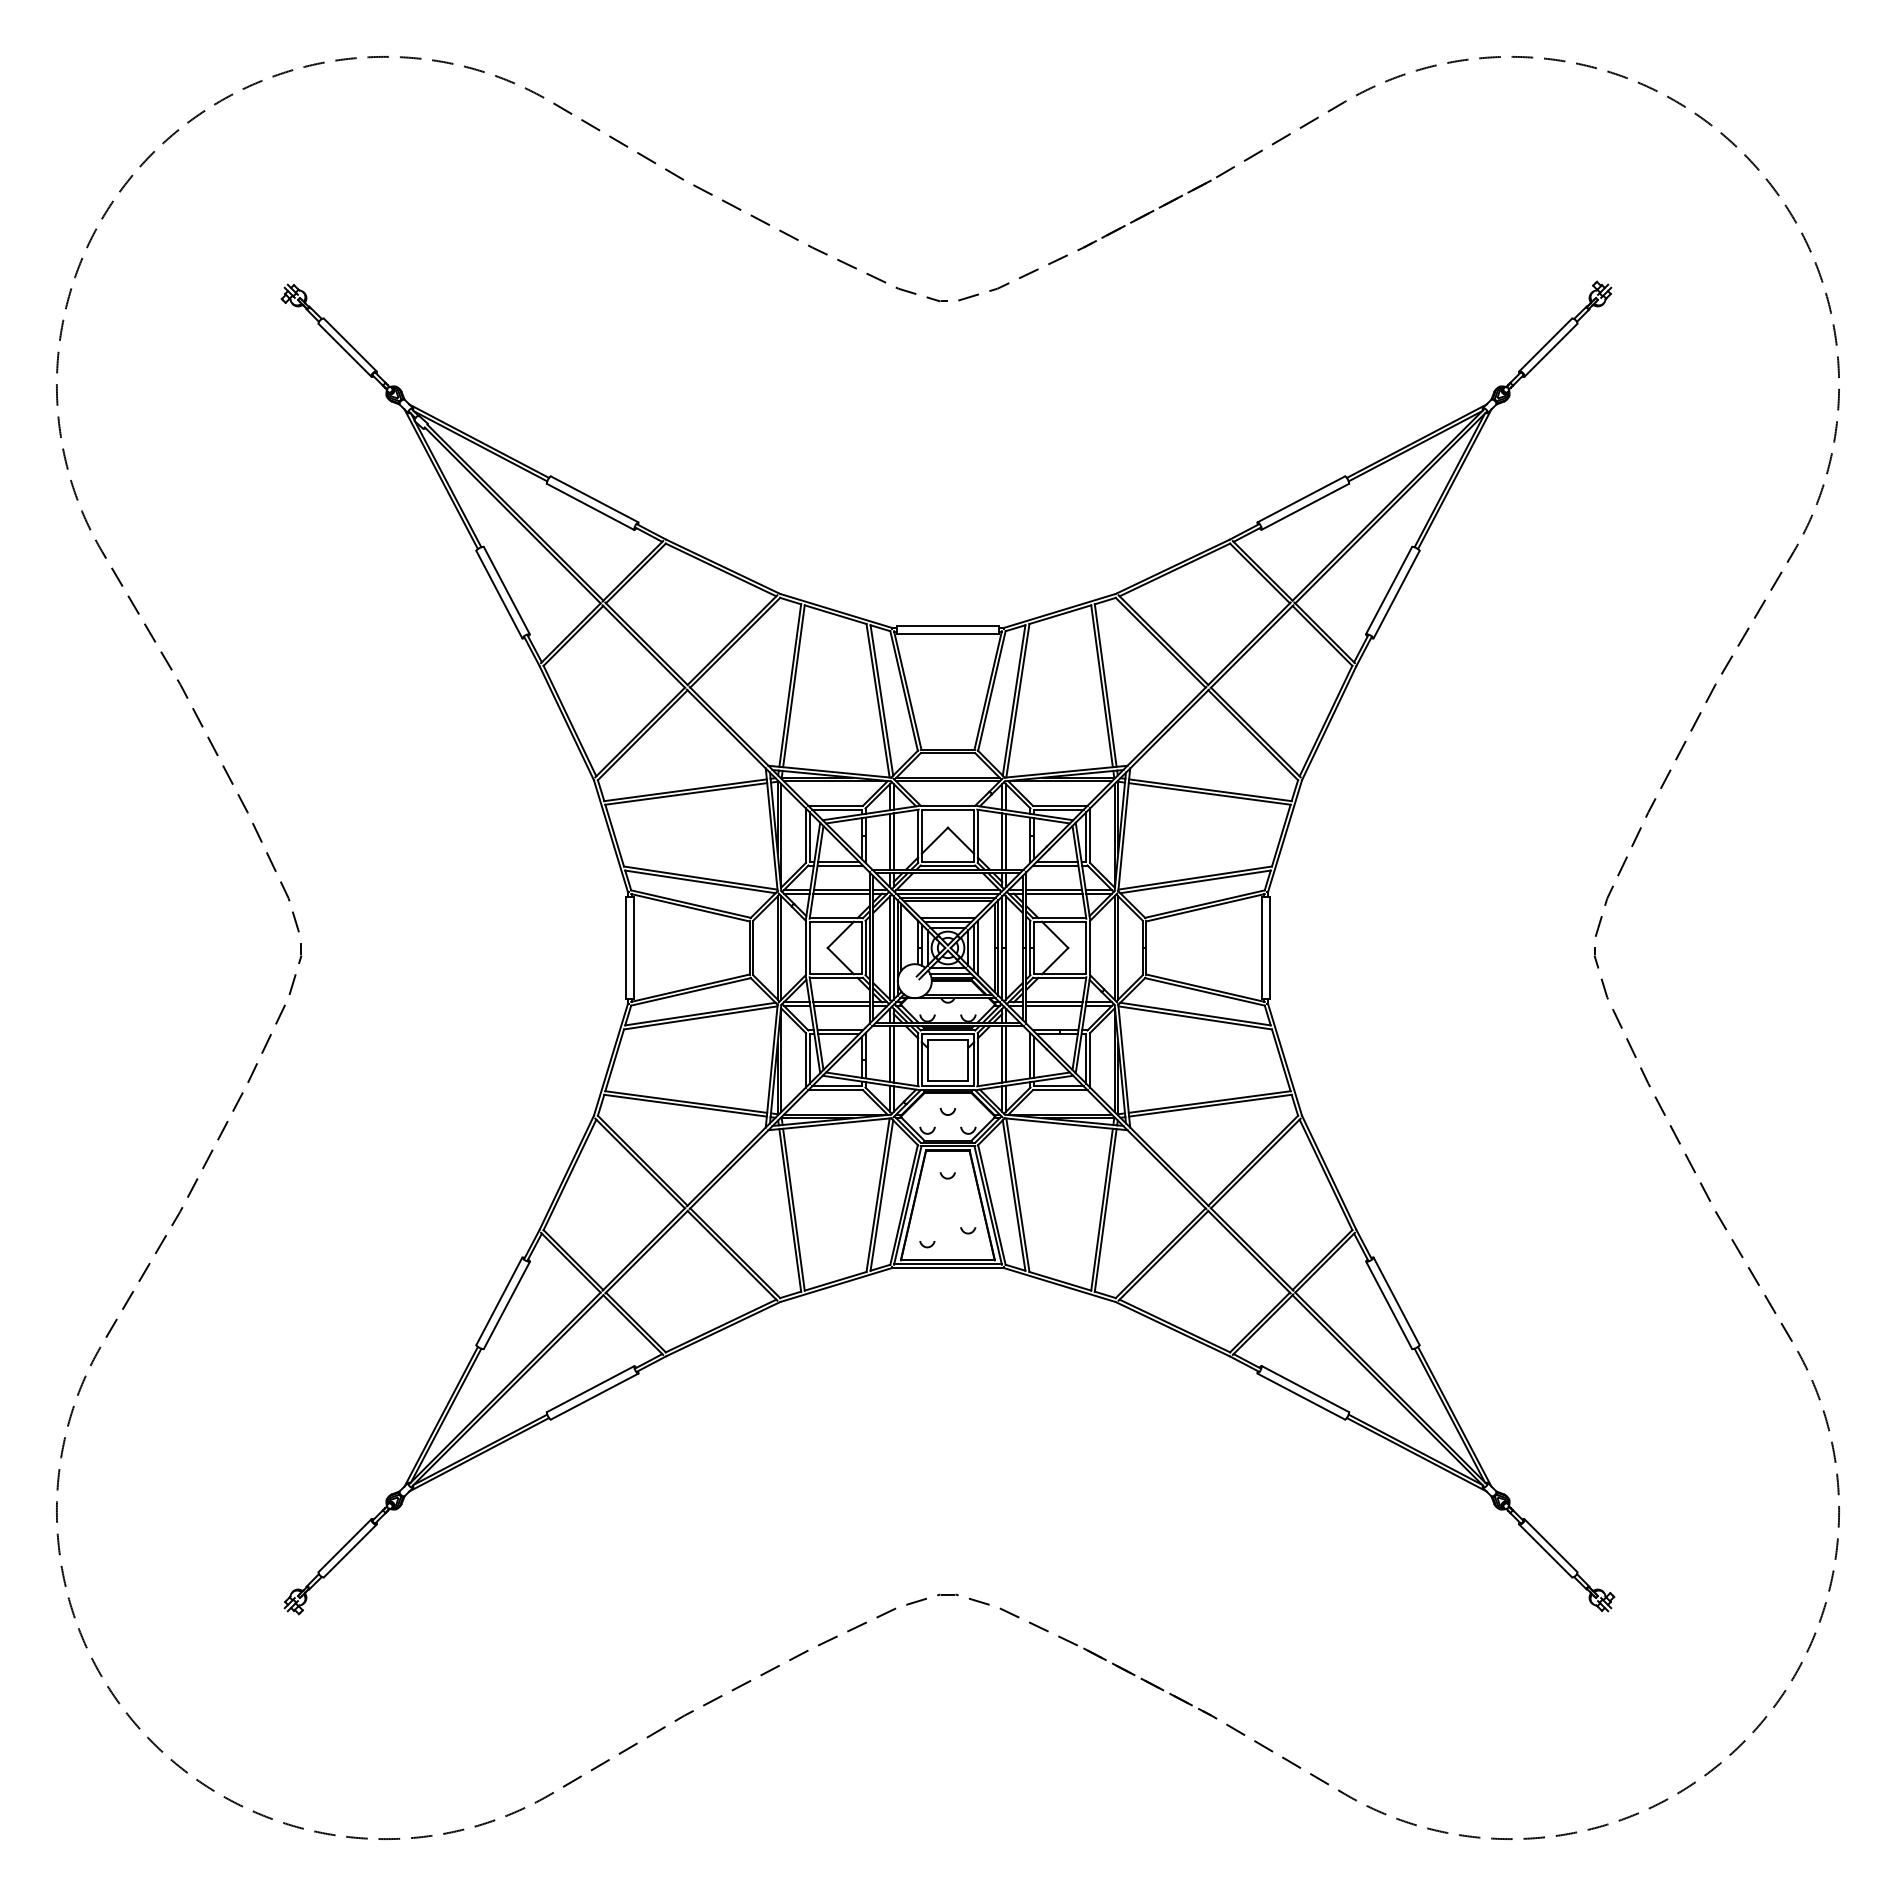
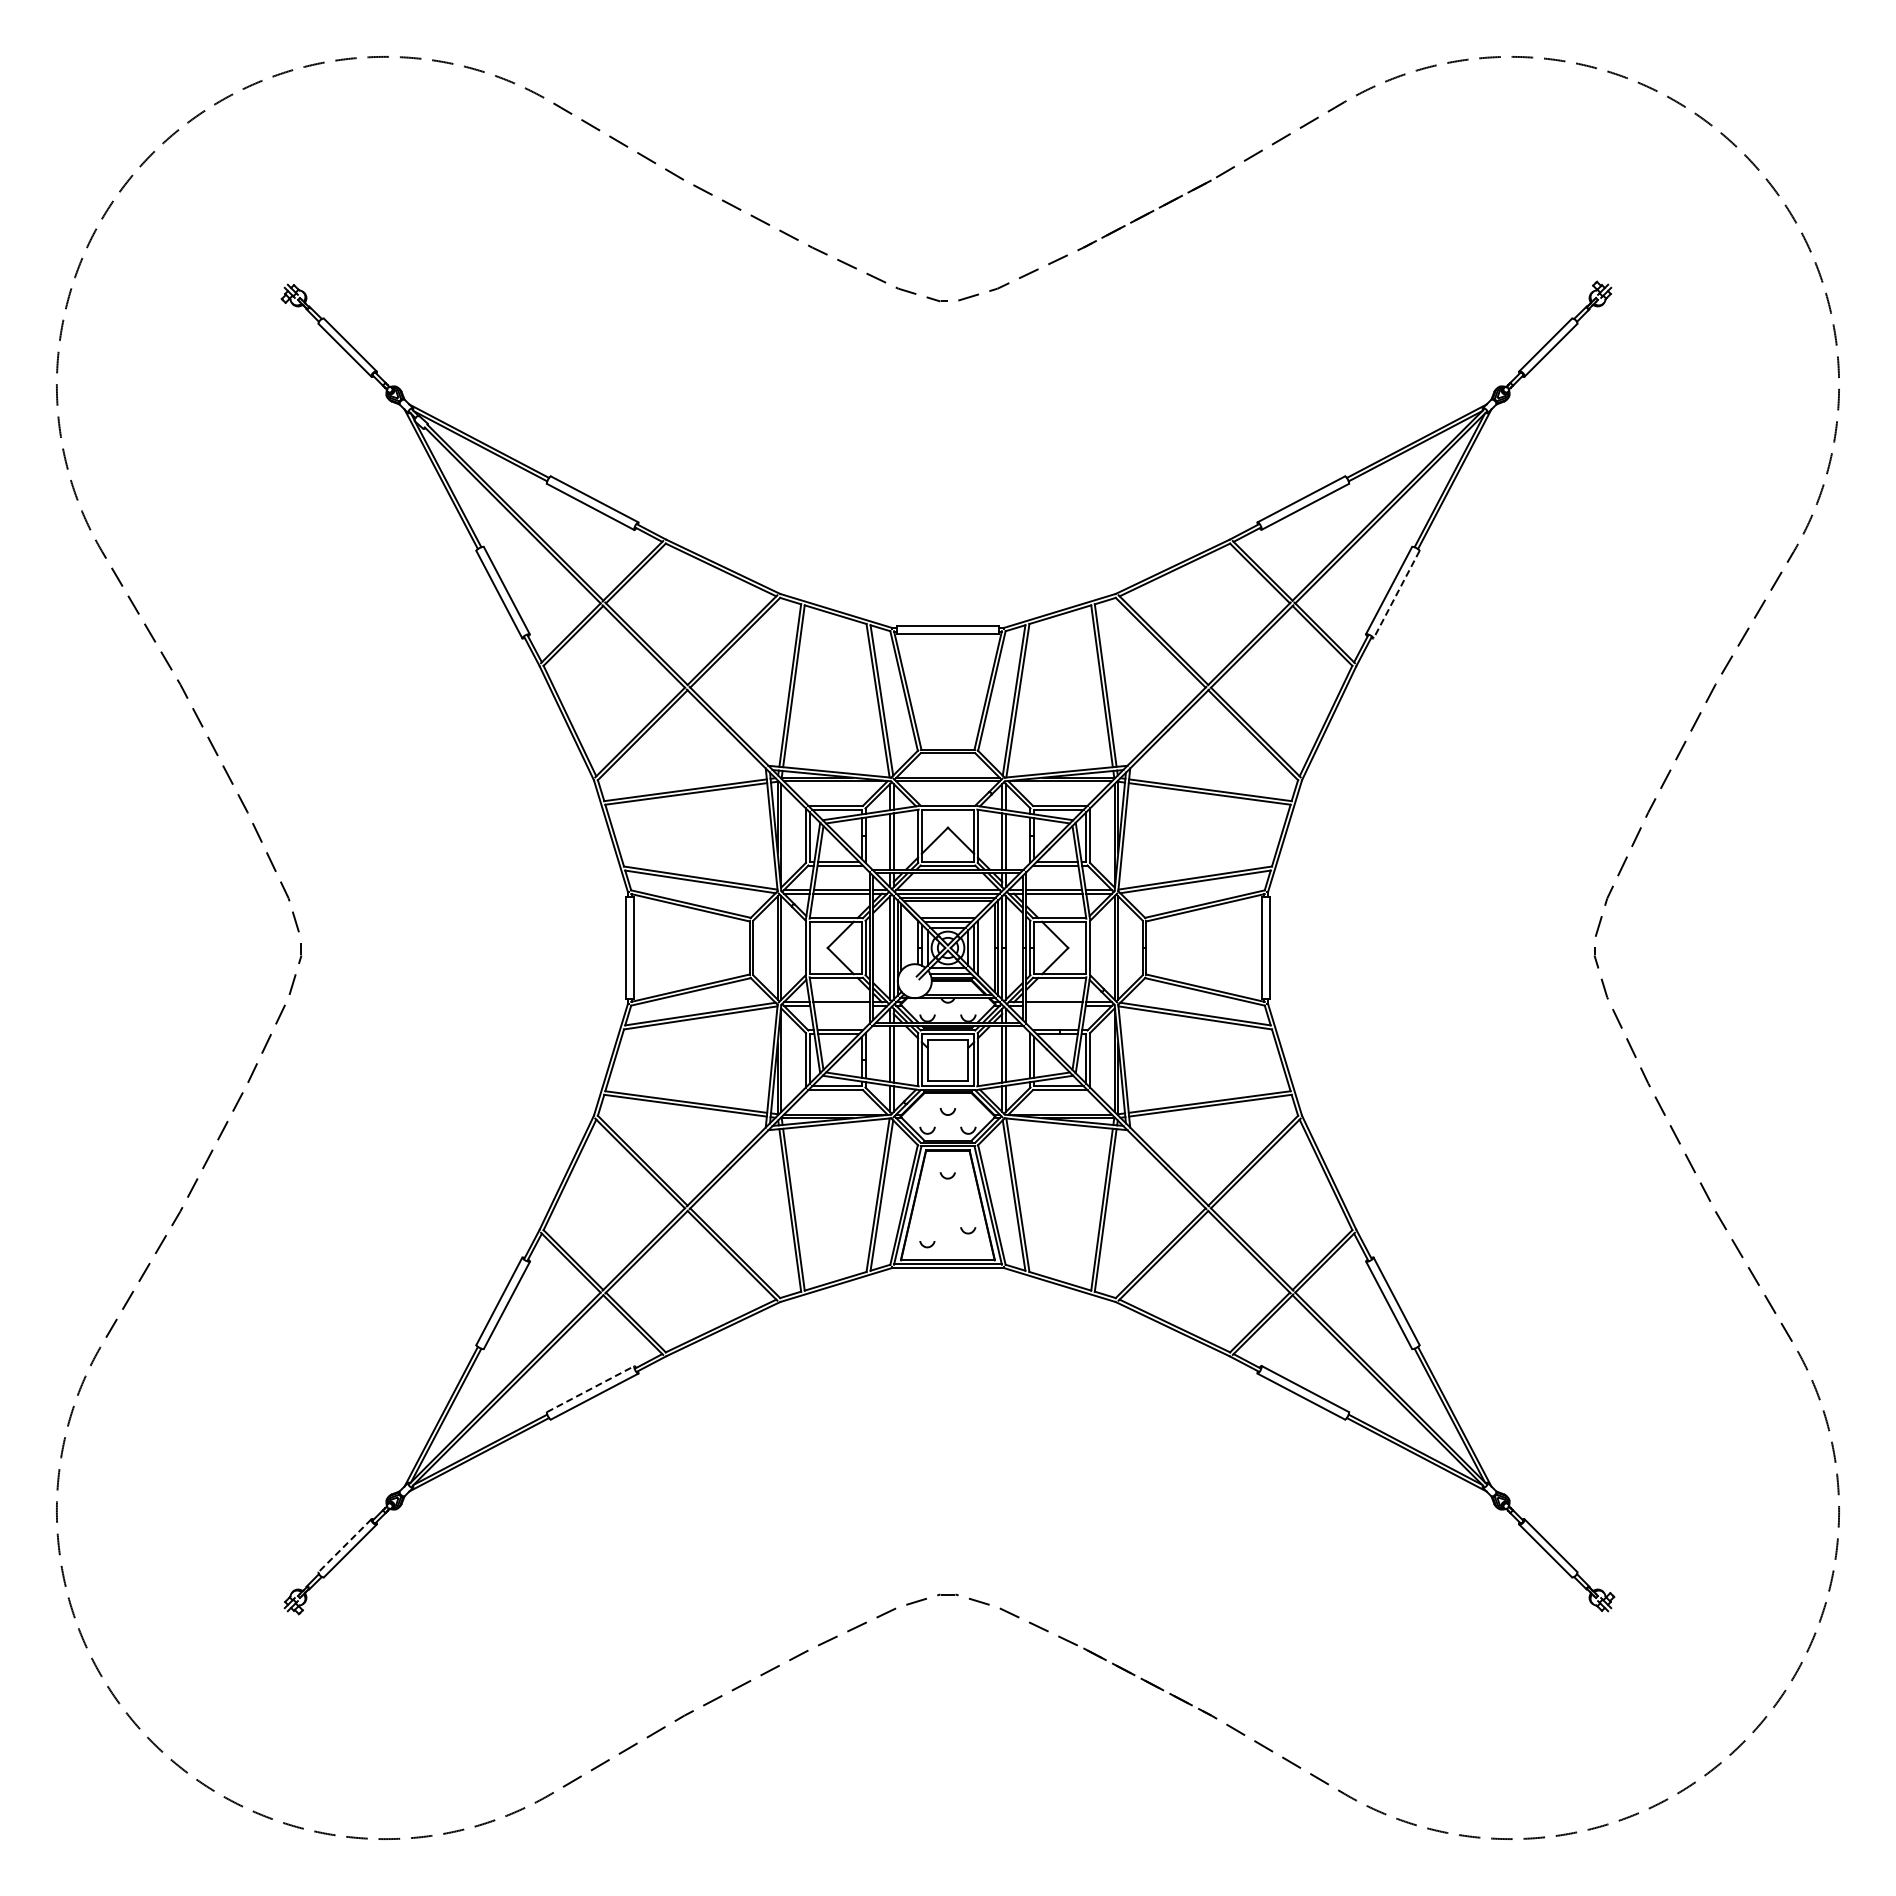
line: solid -> dashed (1396, 595)
line: present -> none (841, 1006)
line: present -> none (1054, 1006)
line: solid -> dashed (591, 1388)
line: solid -> dashed (344, 1545)
